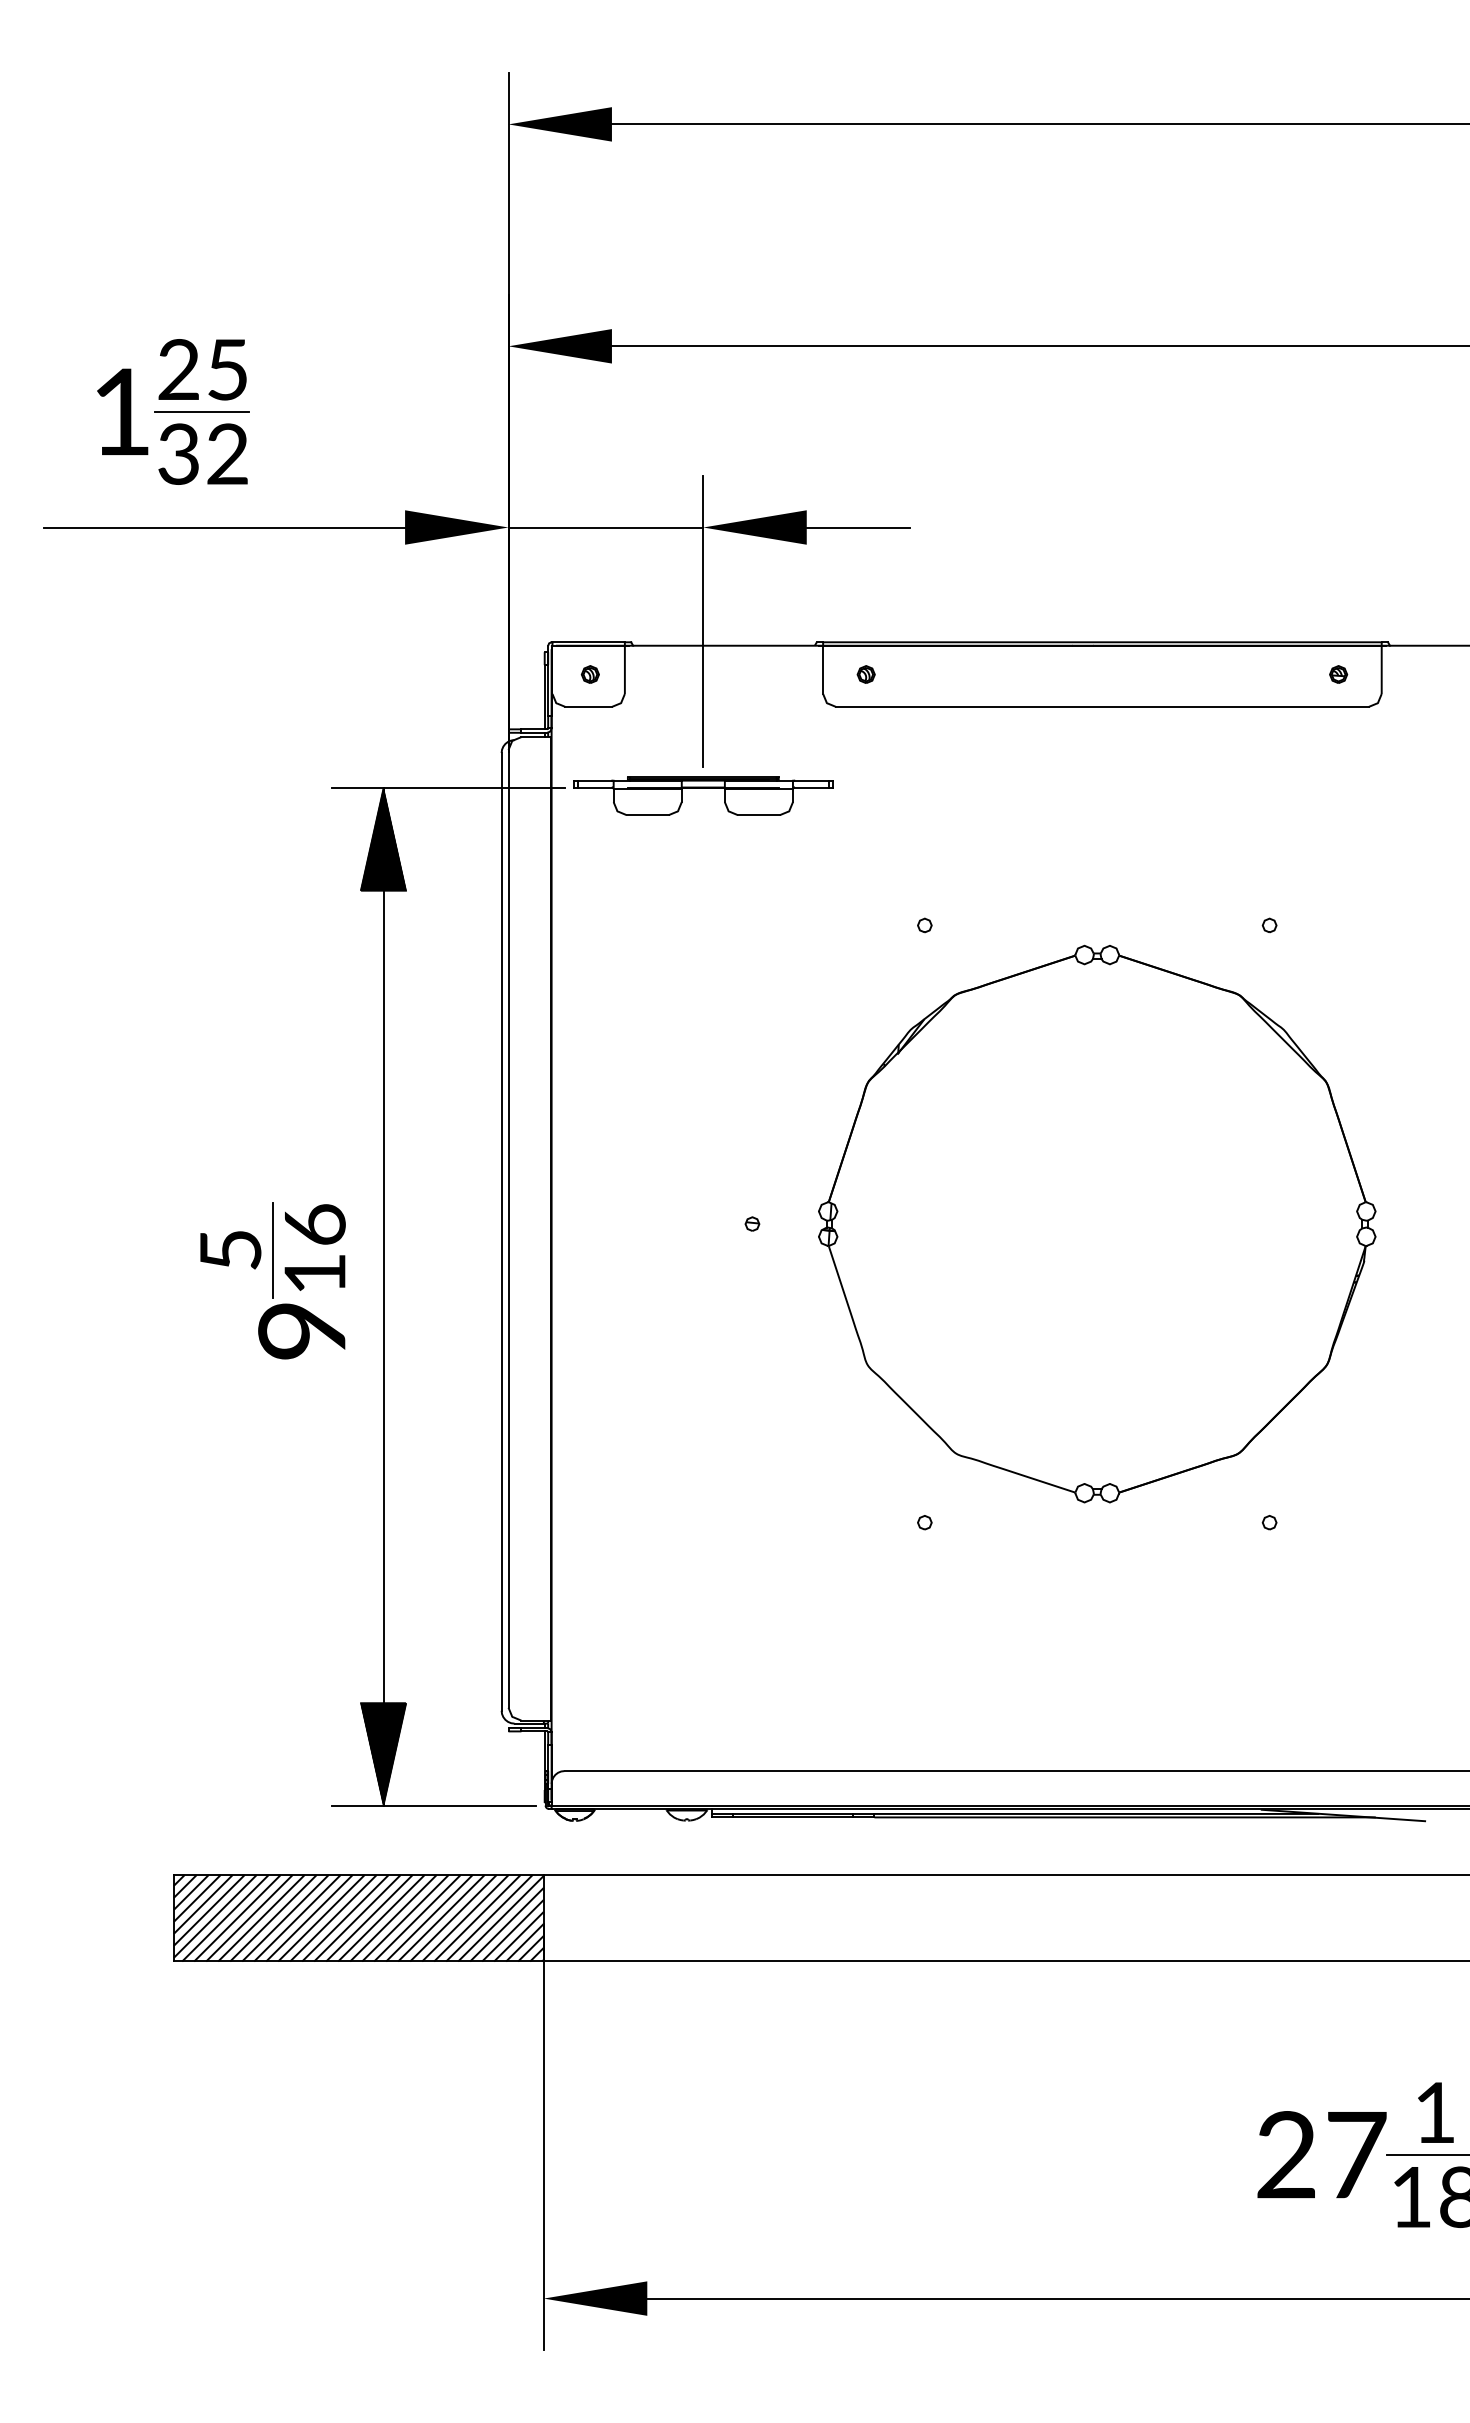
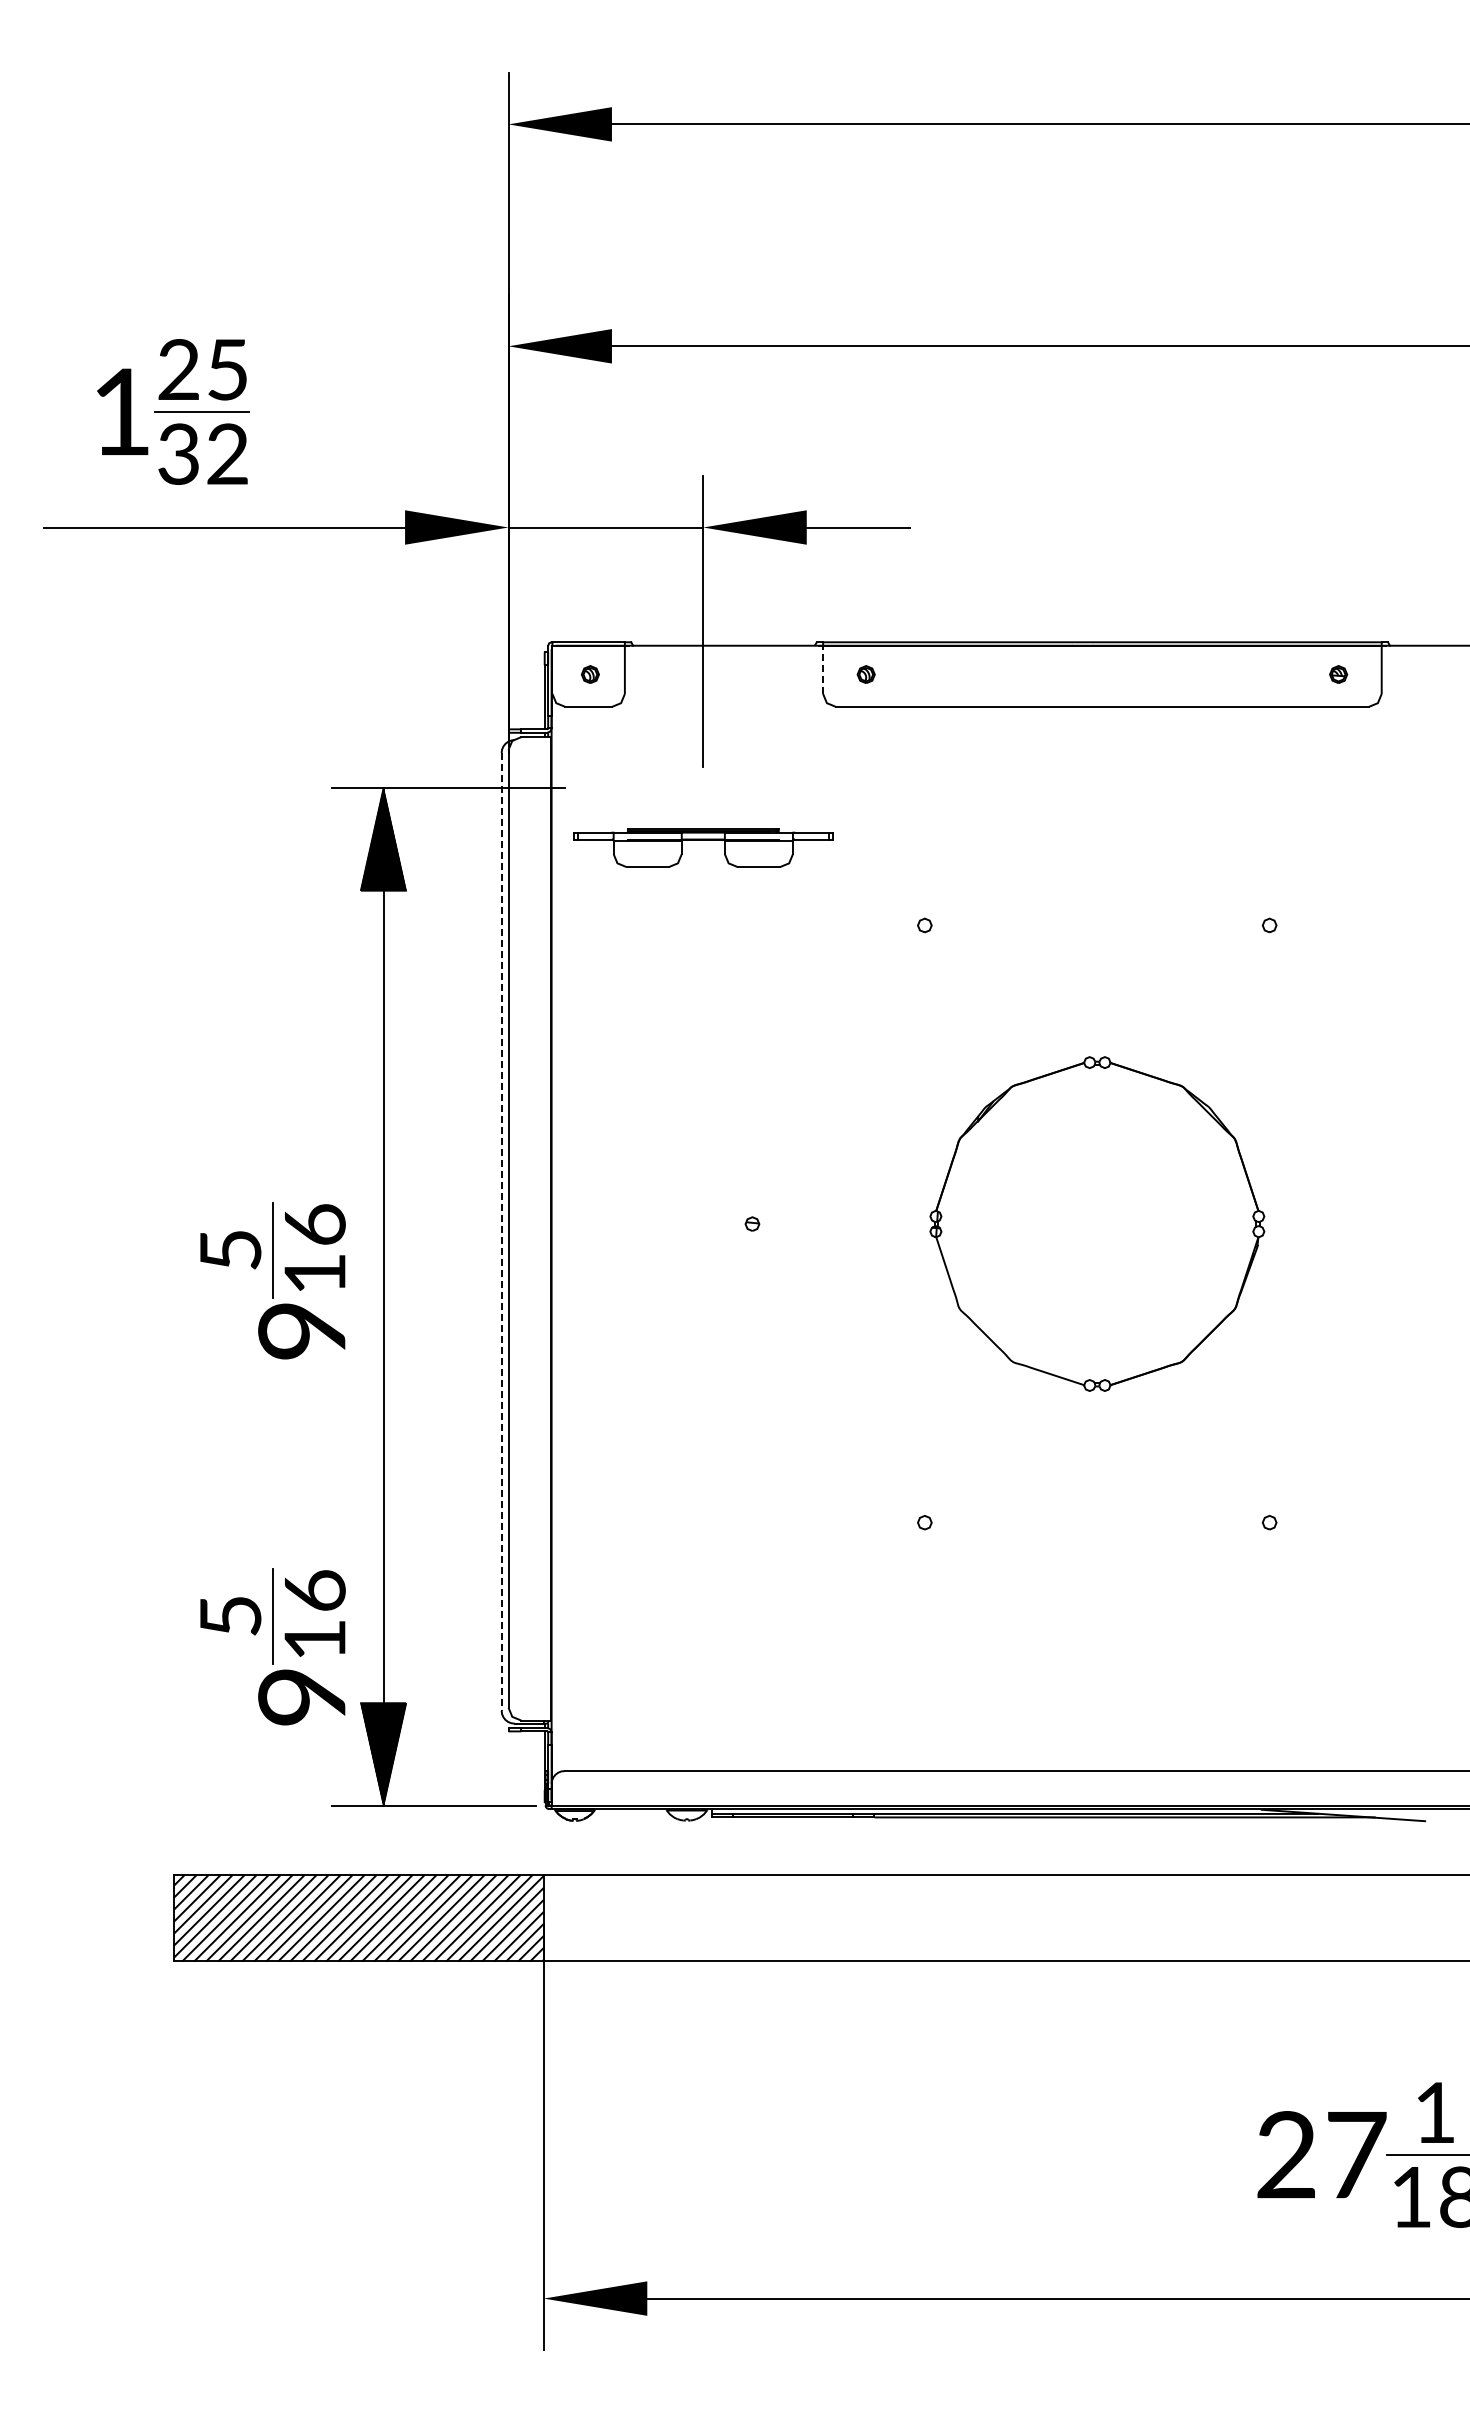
line: solid -> dashed (823, 669)
part position: (703, 788) -> (703, 840) (703, 840)
part size: 559x560 px -> 337x336 px (1097, 1223)
line: solid -> dashed (501, 1231)
part: none -> present (272, 1646)
